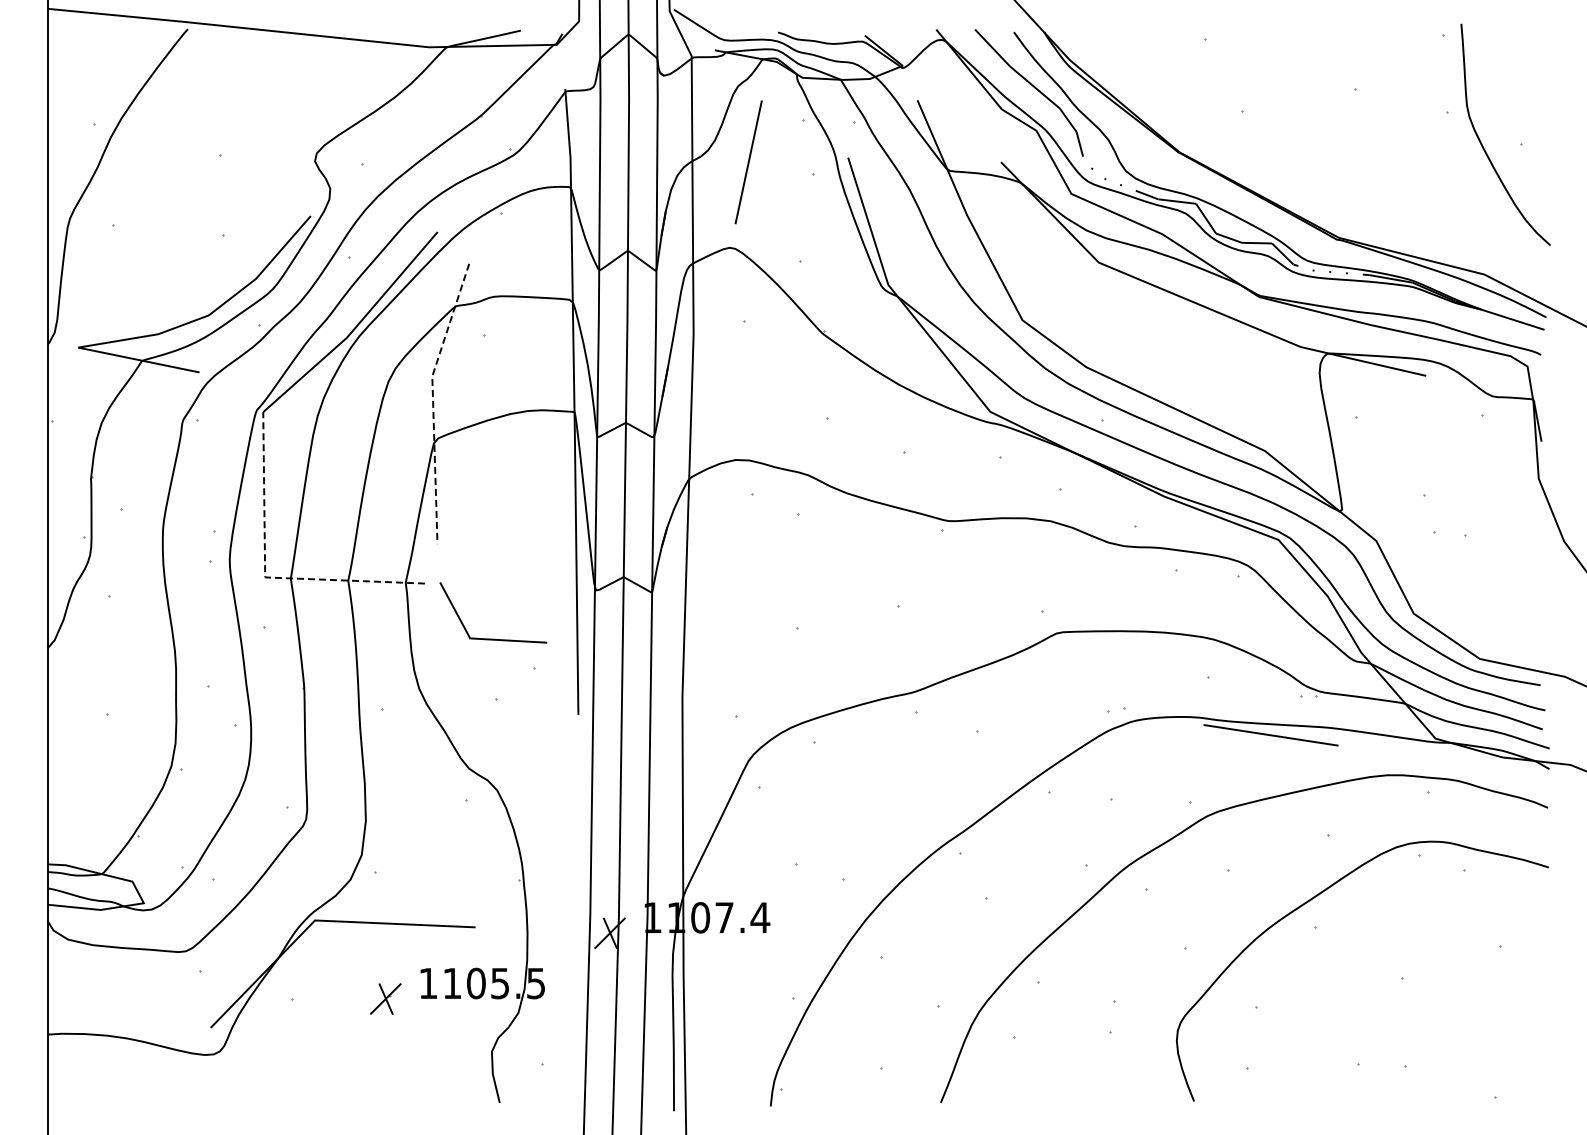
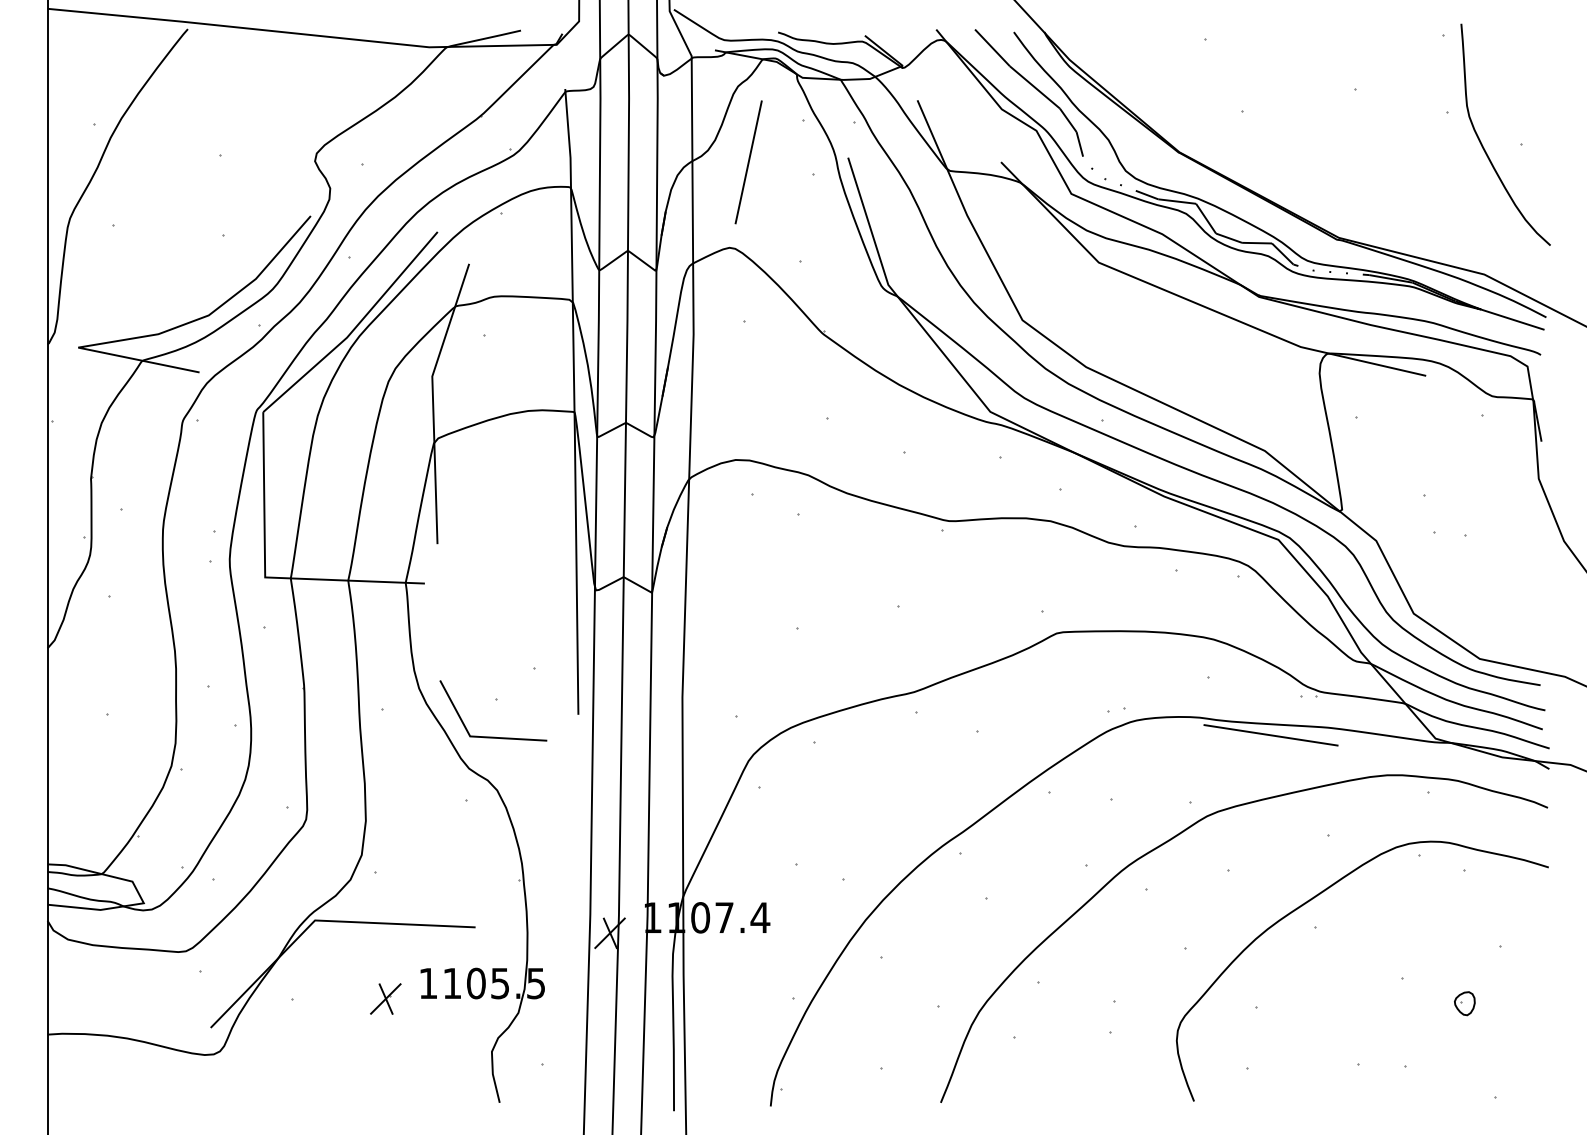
line: dashed -> solid (433, 400)
line: dashed -> solid (265, 574)
line position: (493, 638) -> (493, 736) (493, 736)
part: none -> present (1464, 1003)
